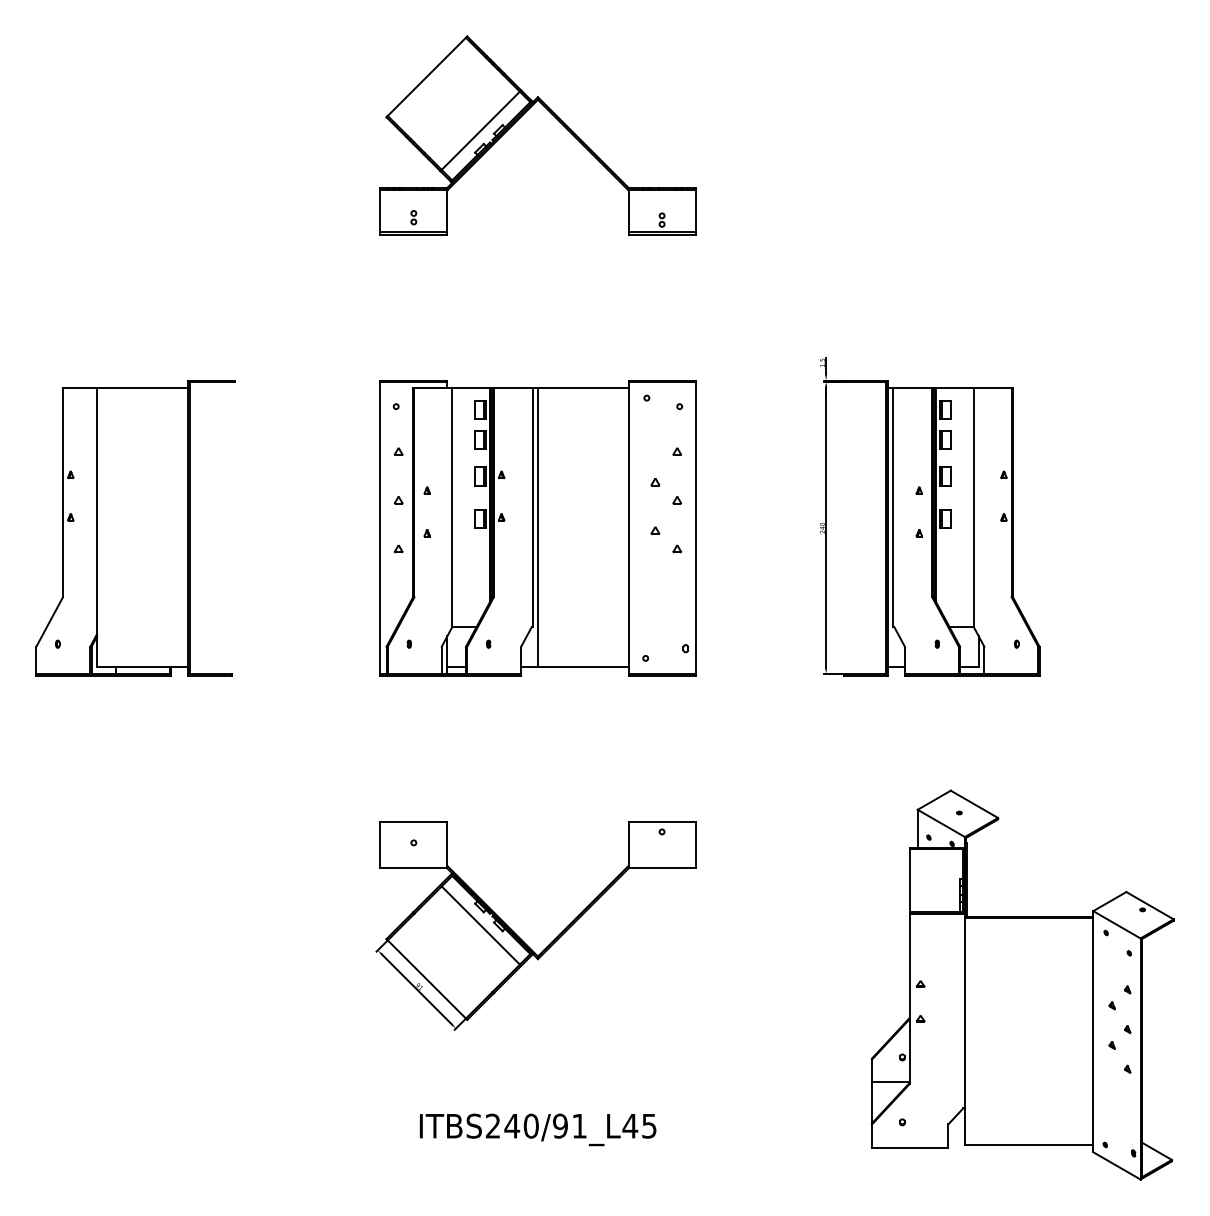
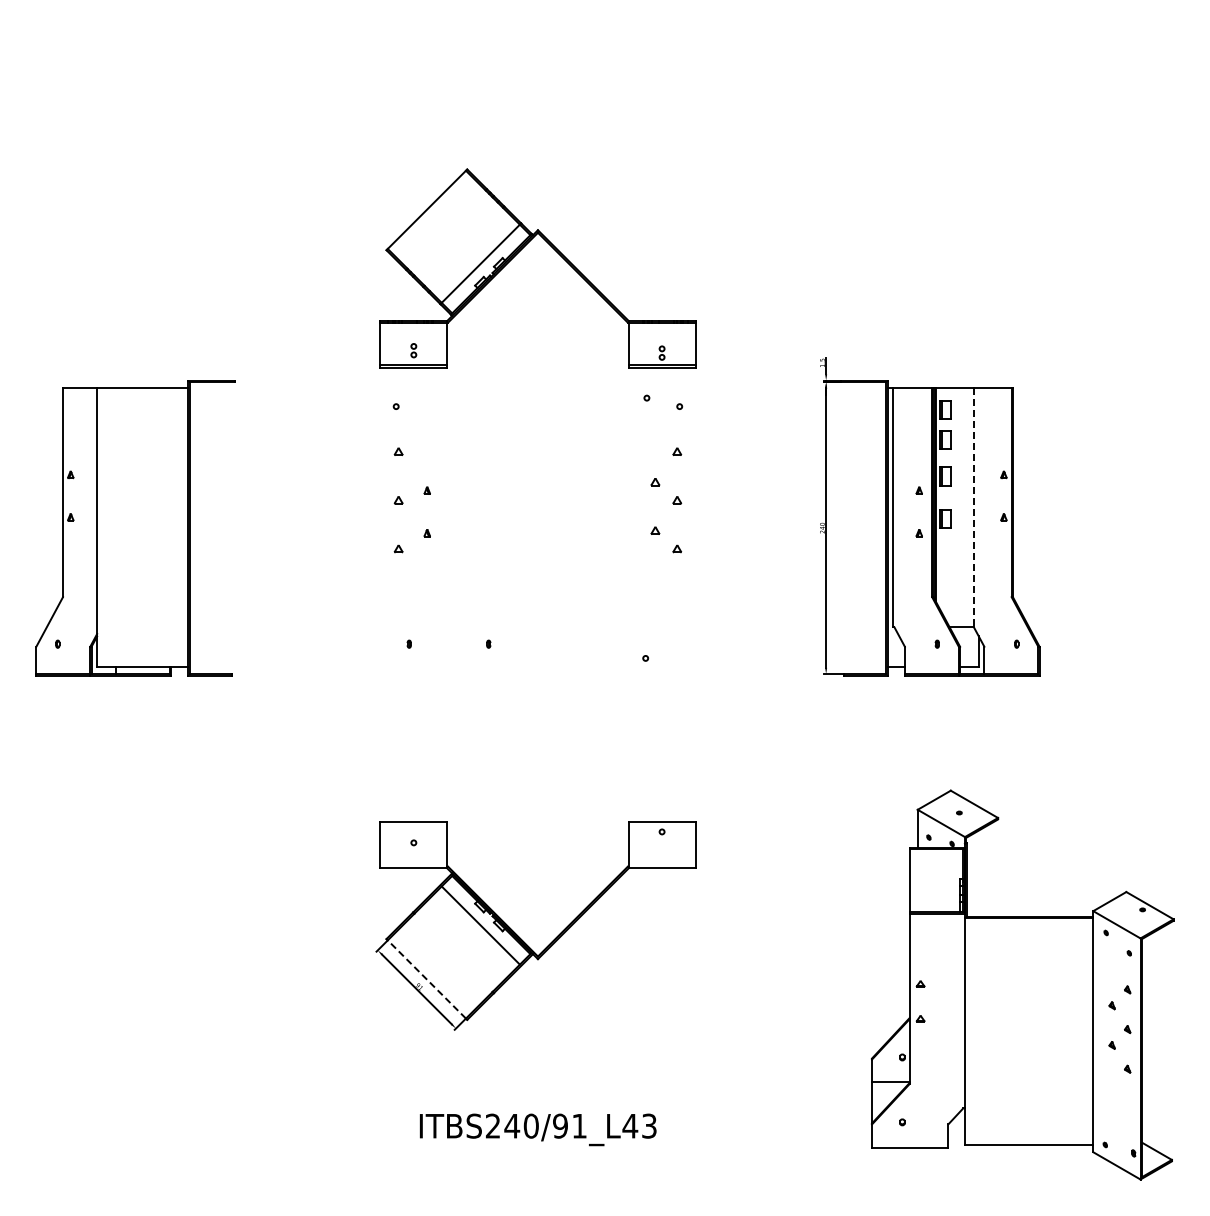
part position: (520, 118) -> (520, 251) (520, 251)
line: solid -> dashed (973, 508)
part: present -> none (537, 528)
line: solid -> dashed (426, 979)
text: ITBS240/91_L45 -> ITBS240/91_L43 (649, 1125)
